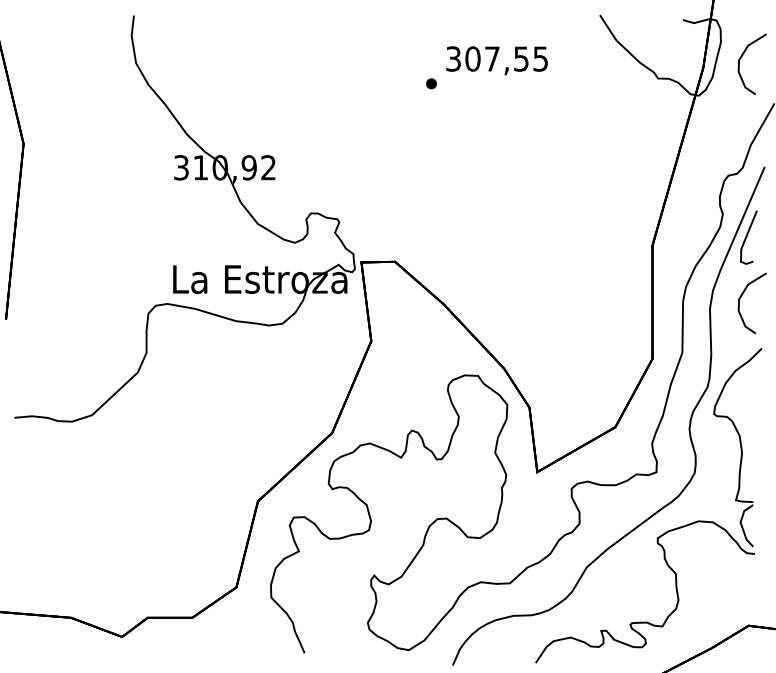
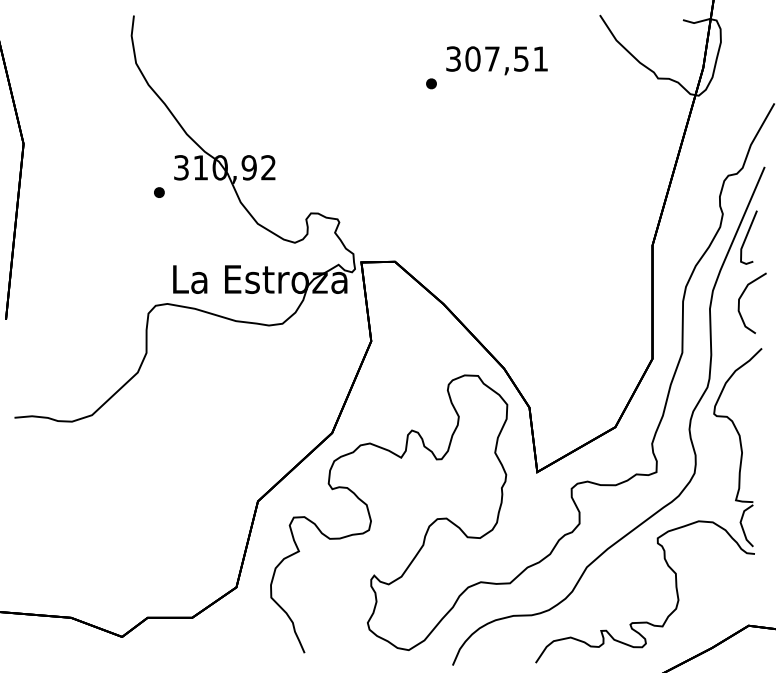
text: 307,55 -> 307,51 (540, 58)
curve: present -> none (741, 58)
part: none -> present (159, 192)
